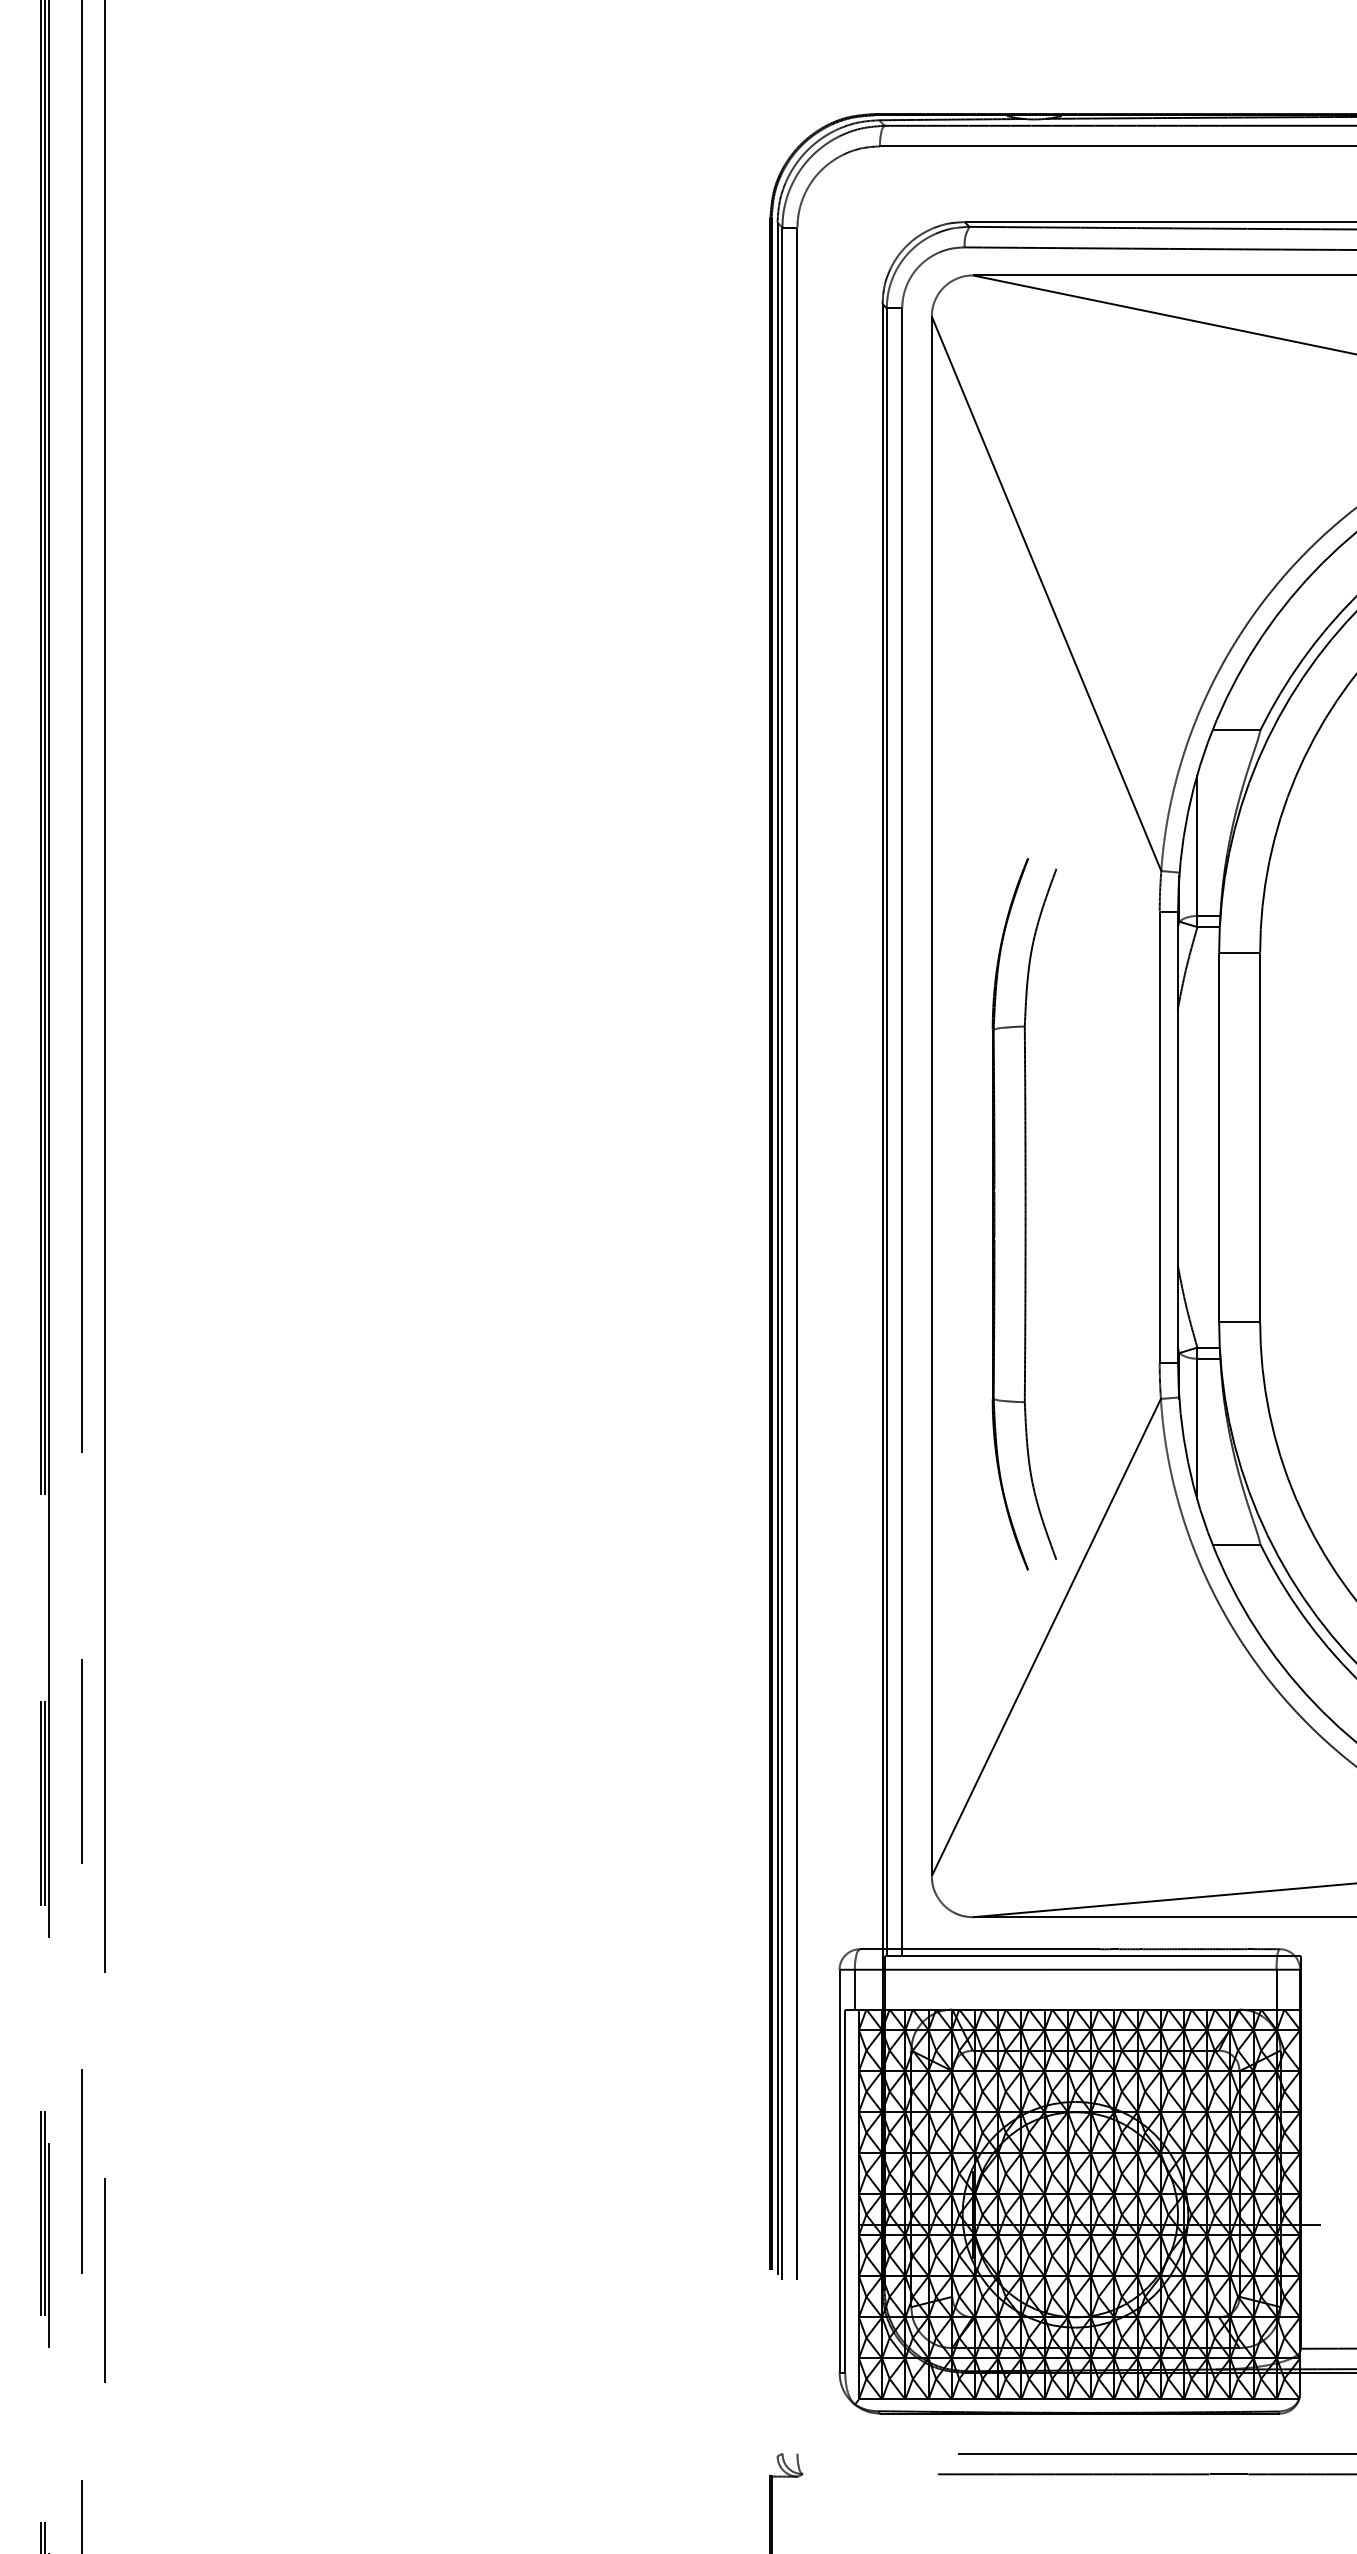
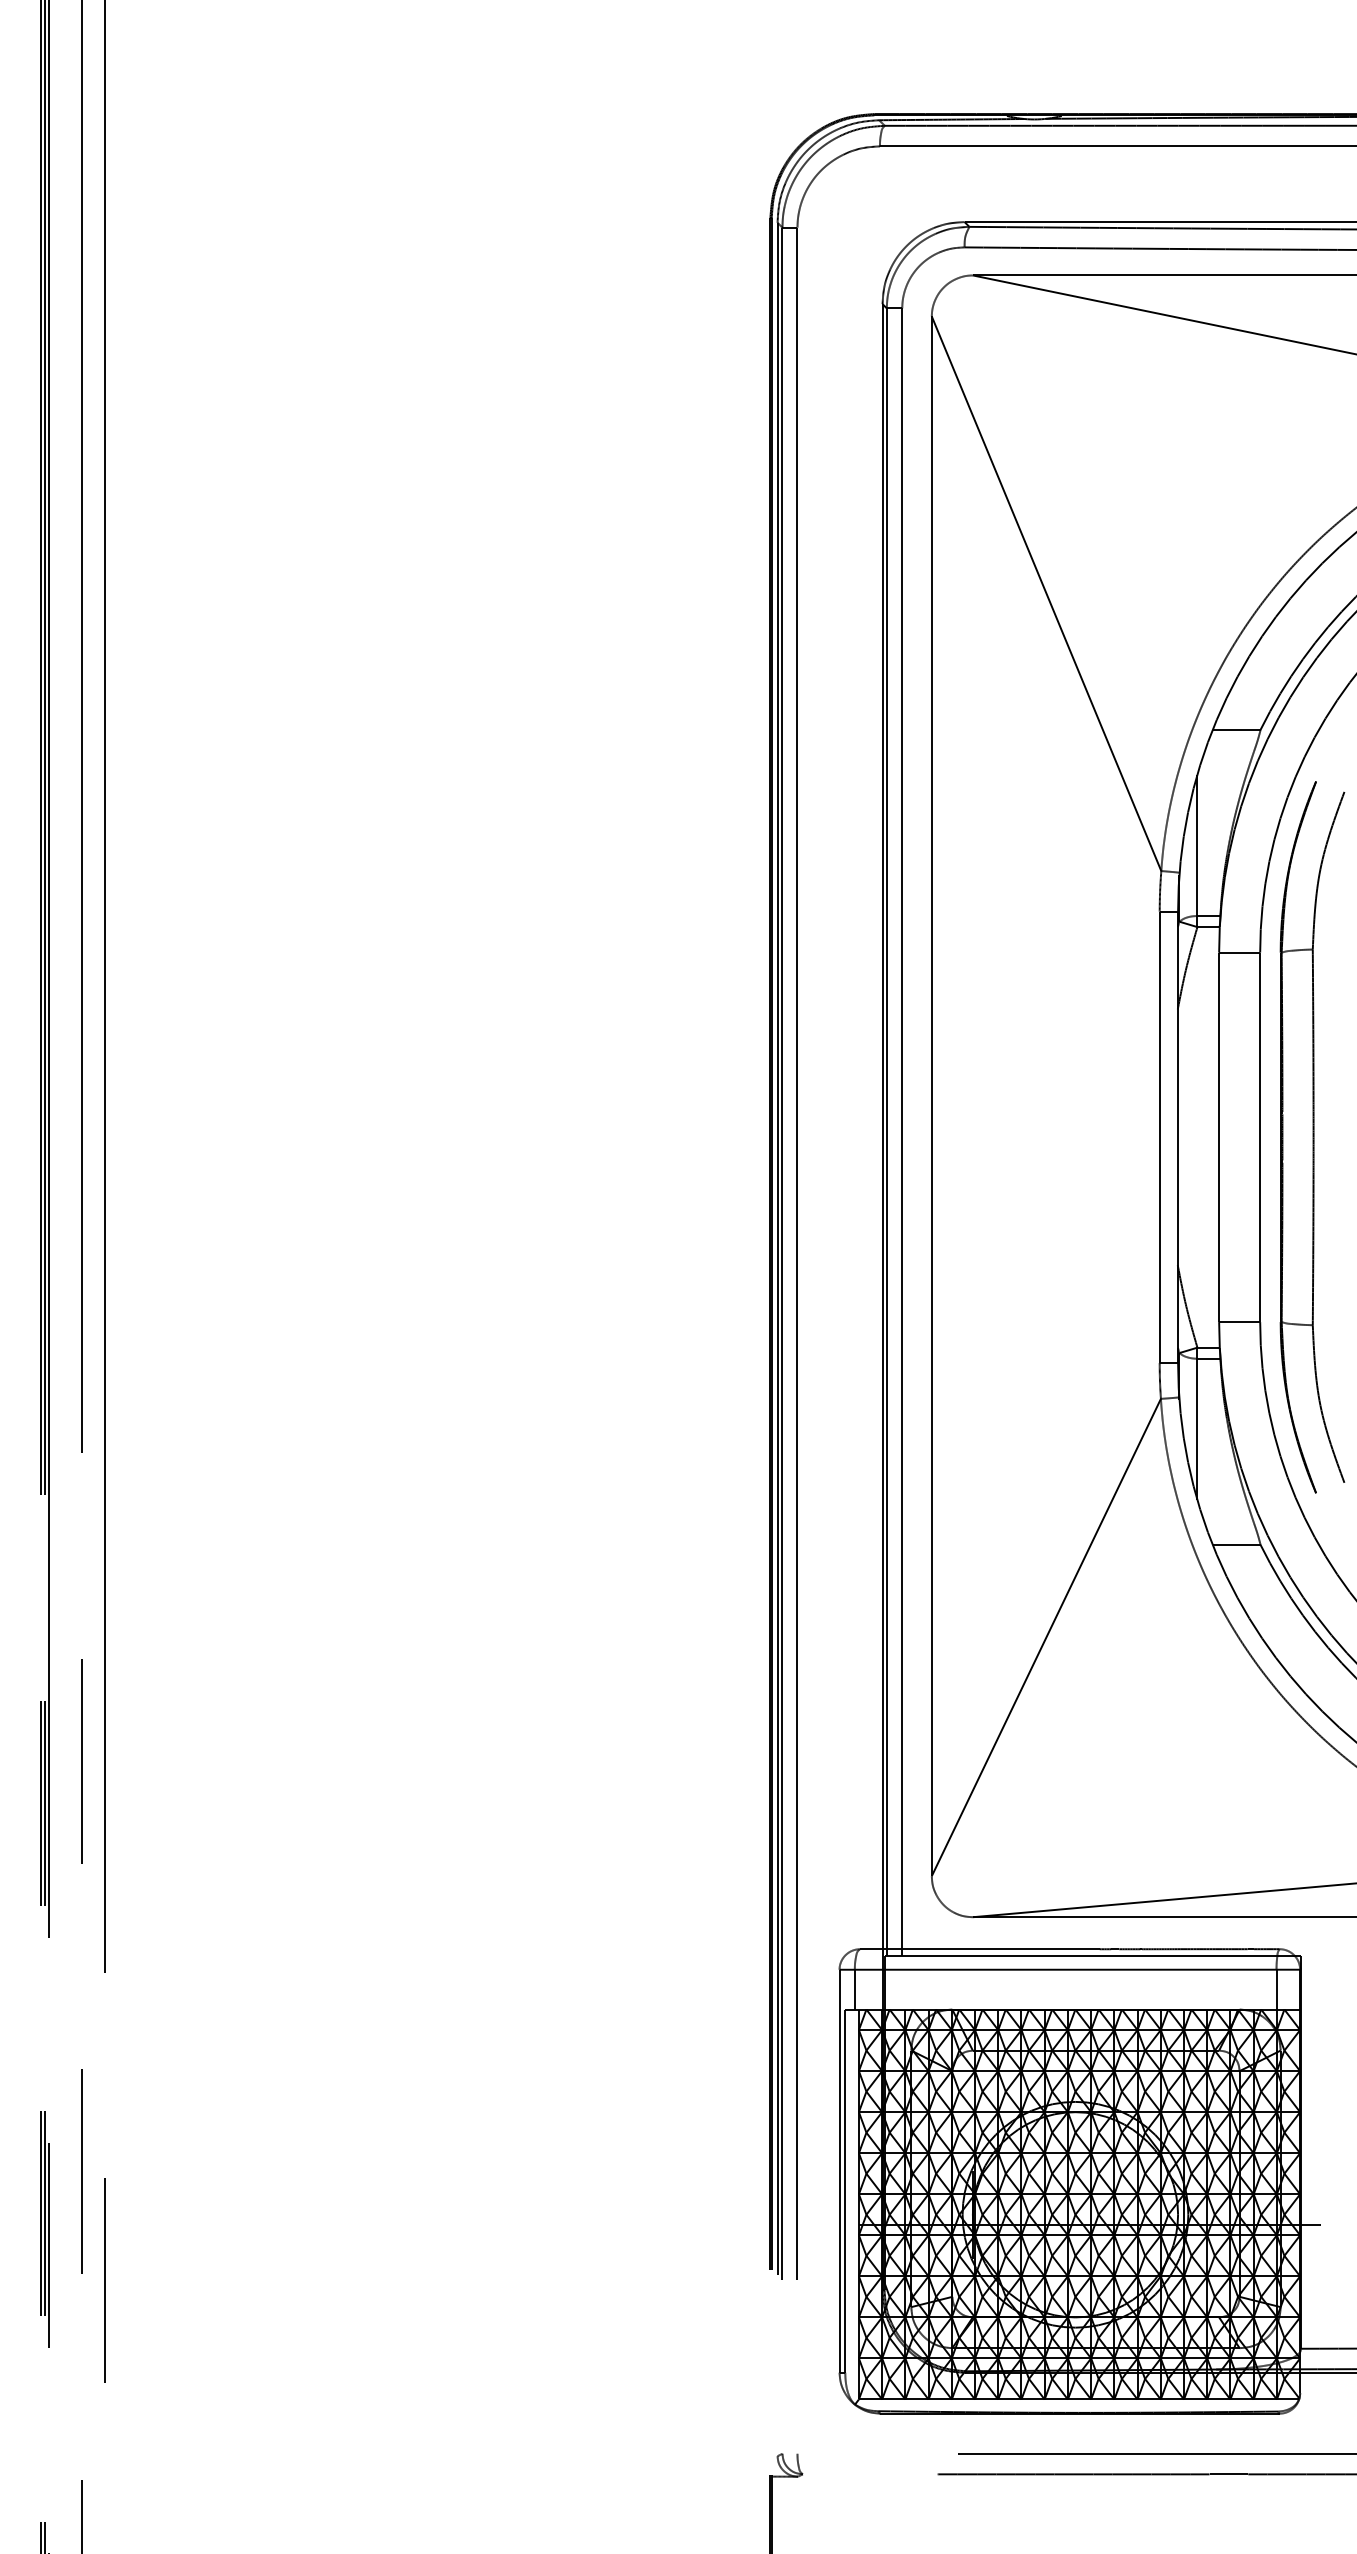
part position: (1024, 1214) -> (1312, 1137) (1312, 1137)
